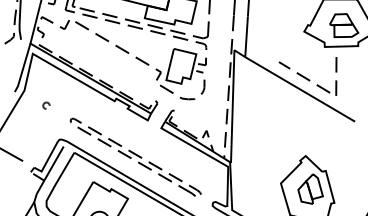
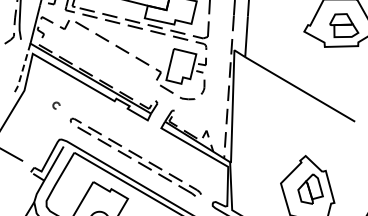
line: solid -> dashed (23, 68)
line: present -> none (306, 77)
part position: (46, 105) -> (56, 105) (56, 105)
